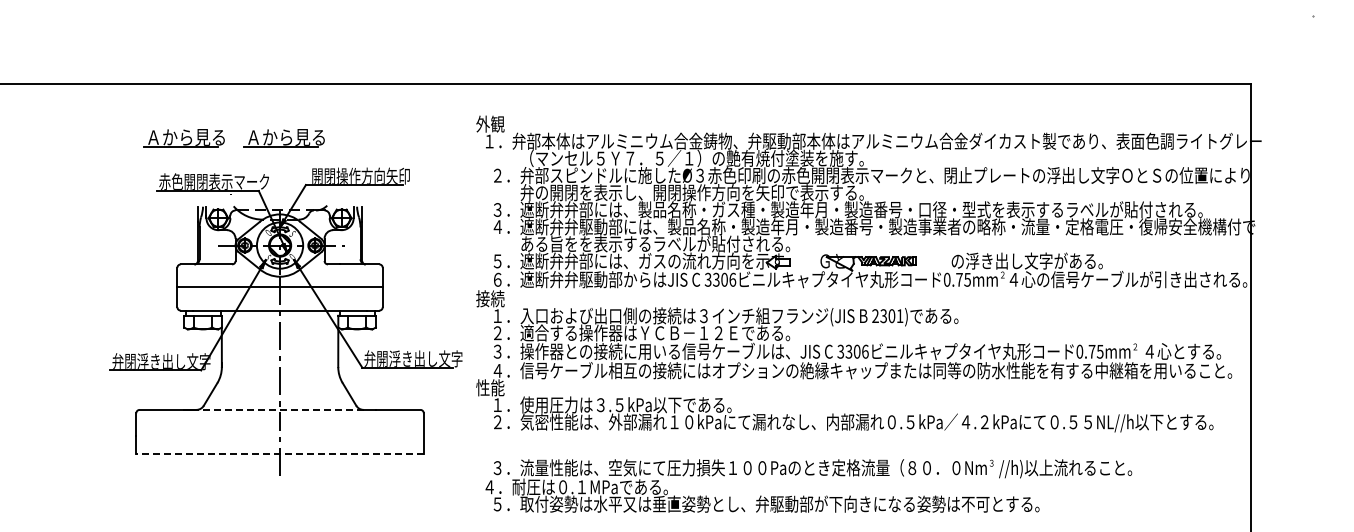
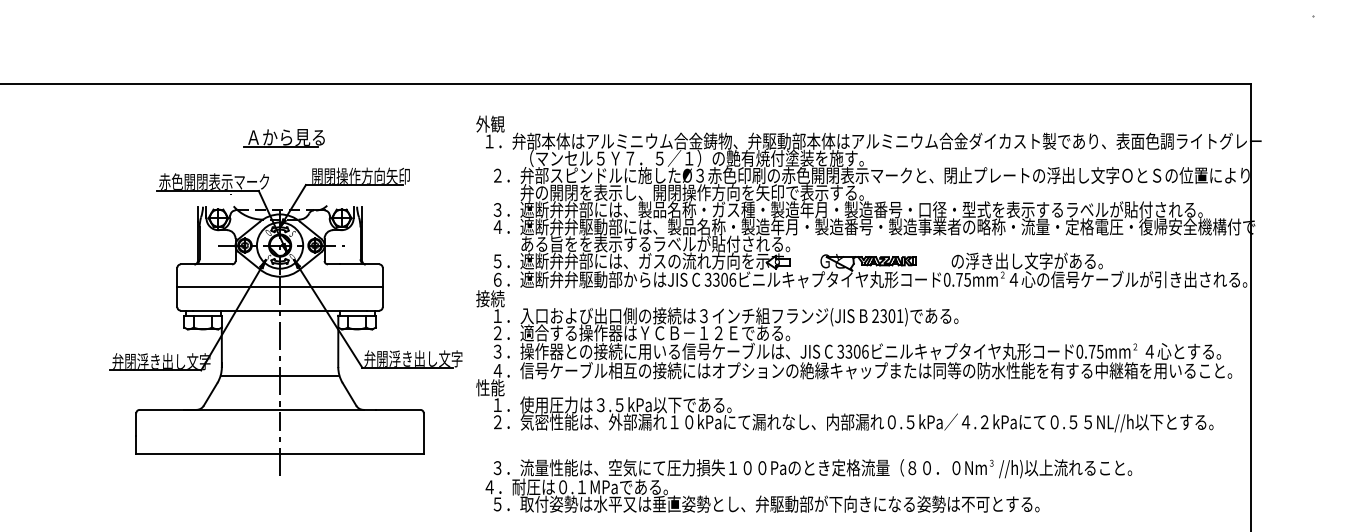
part: present -> none (183, 138)
line: none -> present (279, 375)
line: dashed -> solid (280, 409)
line: dashed -> solid (280, 454)
